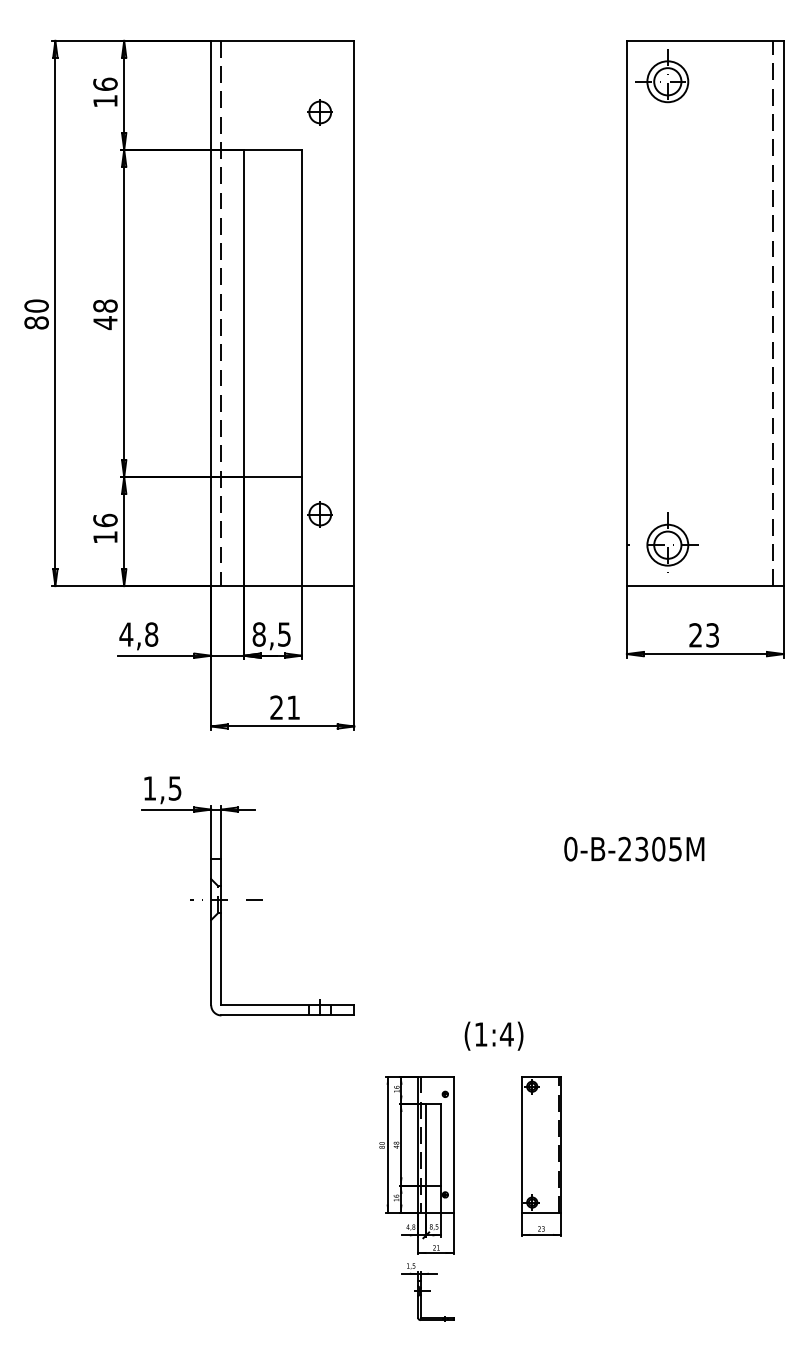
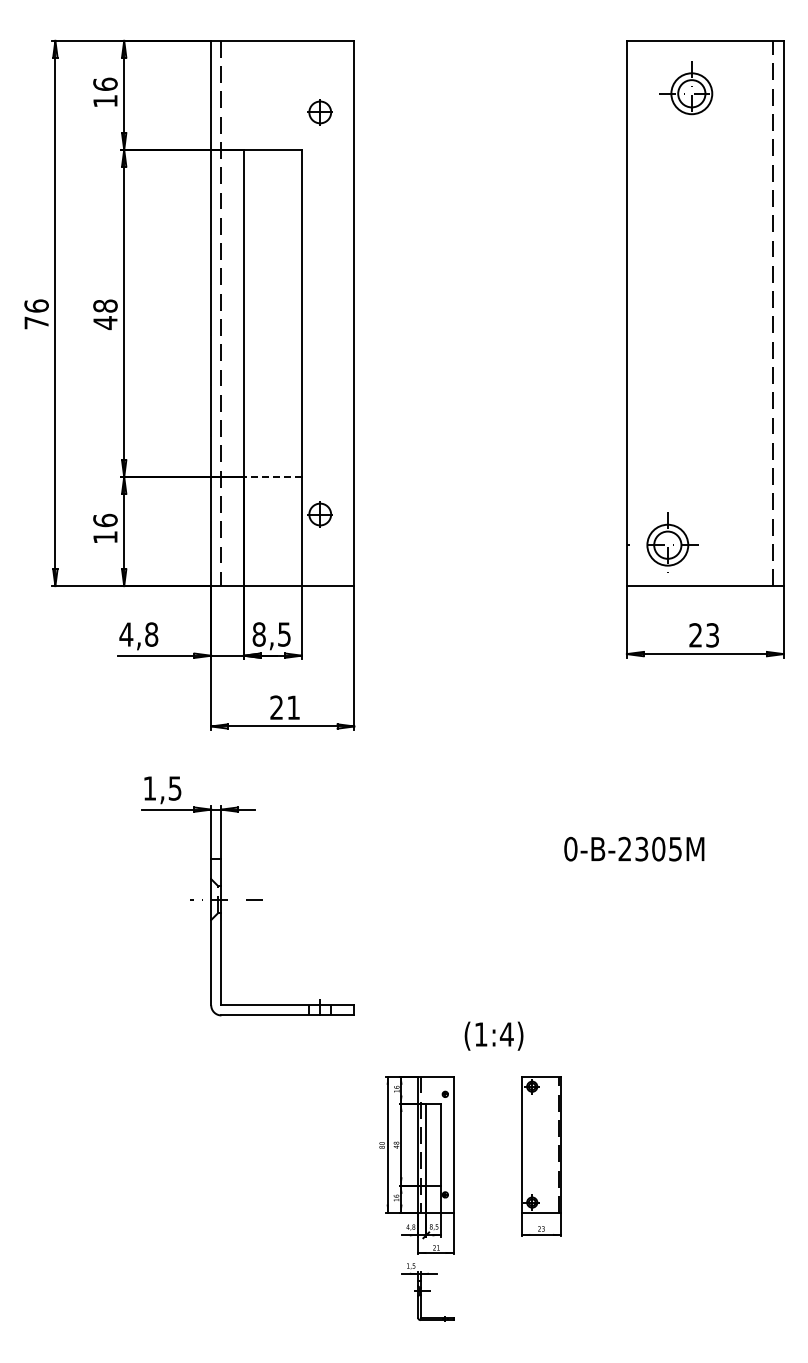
part position: (662, 76) -> (686, 88) (686, 88)
text: 80 -> 76 (36, 314)
line: solid -> dashed (272, 477)
